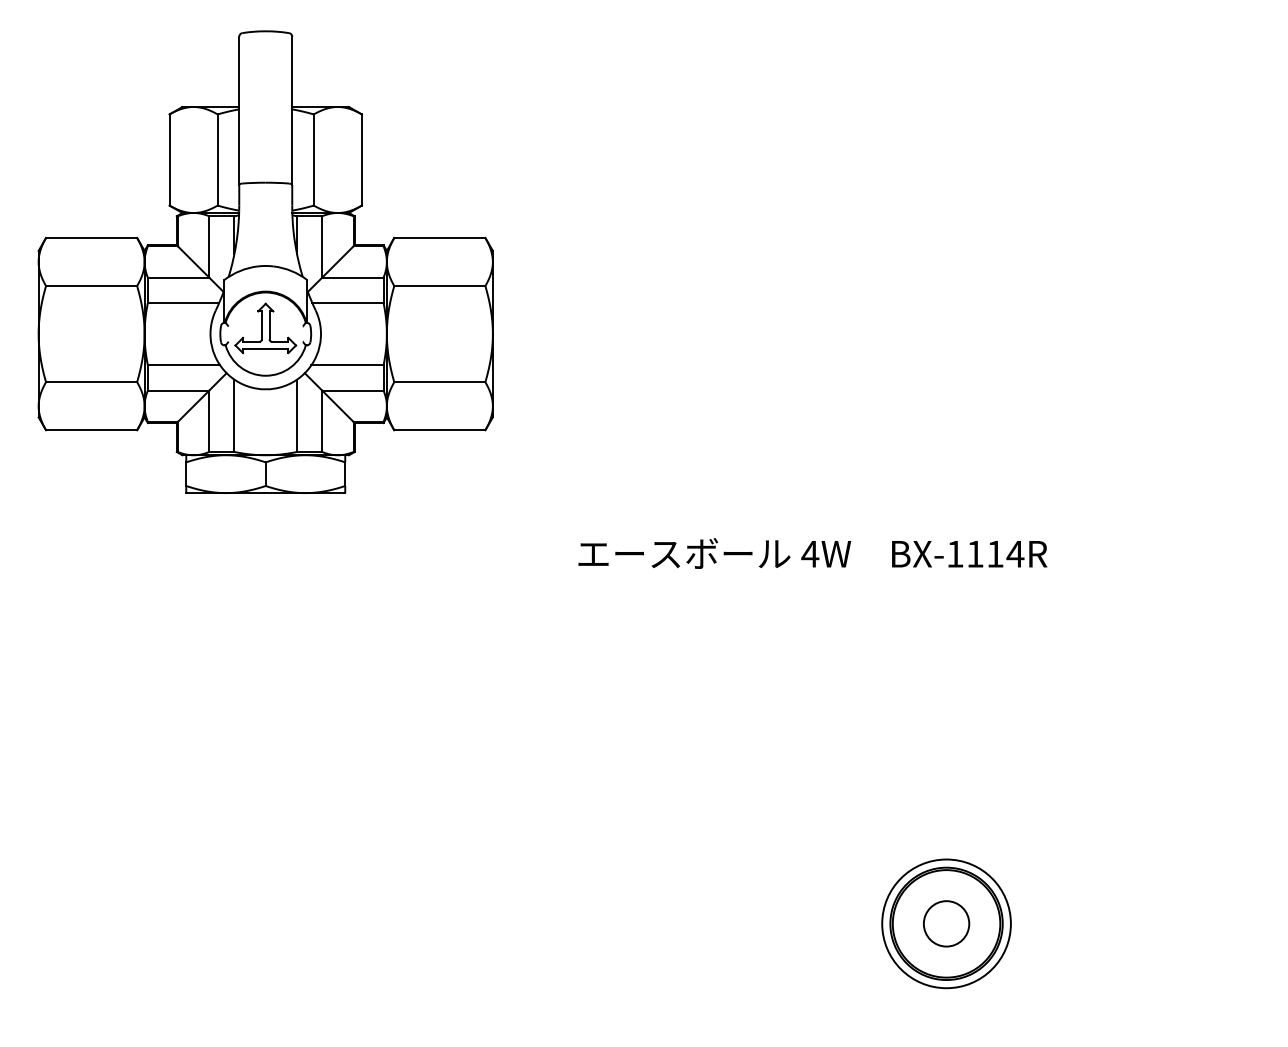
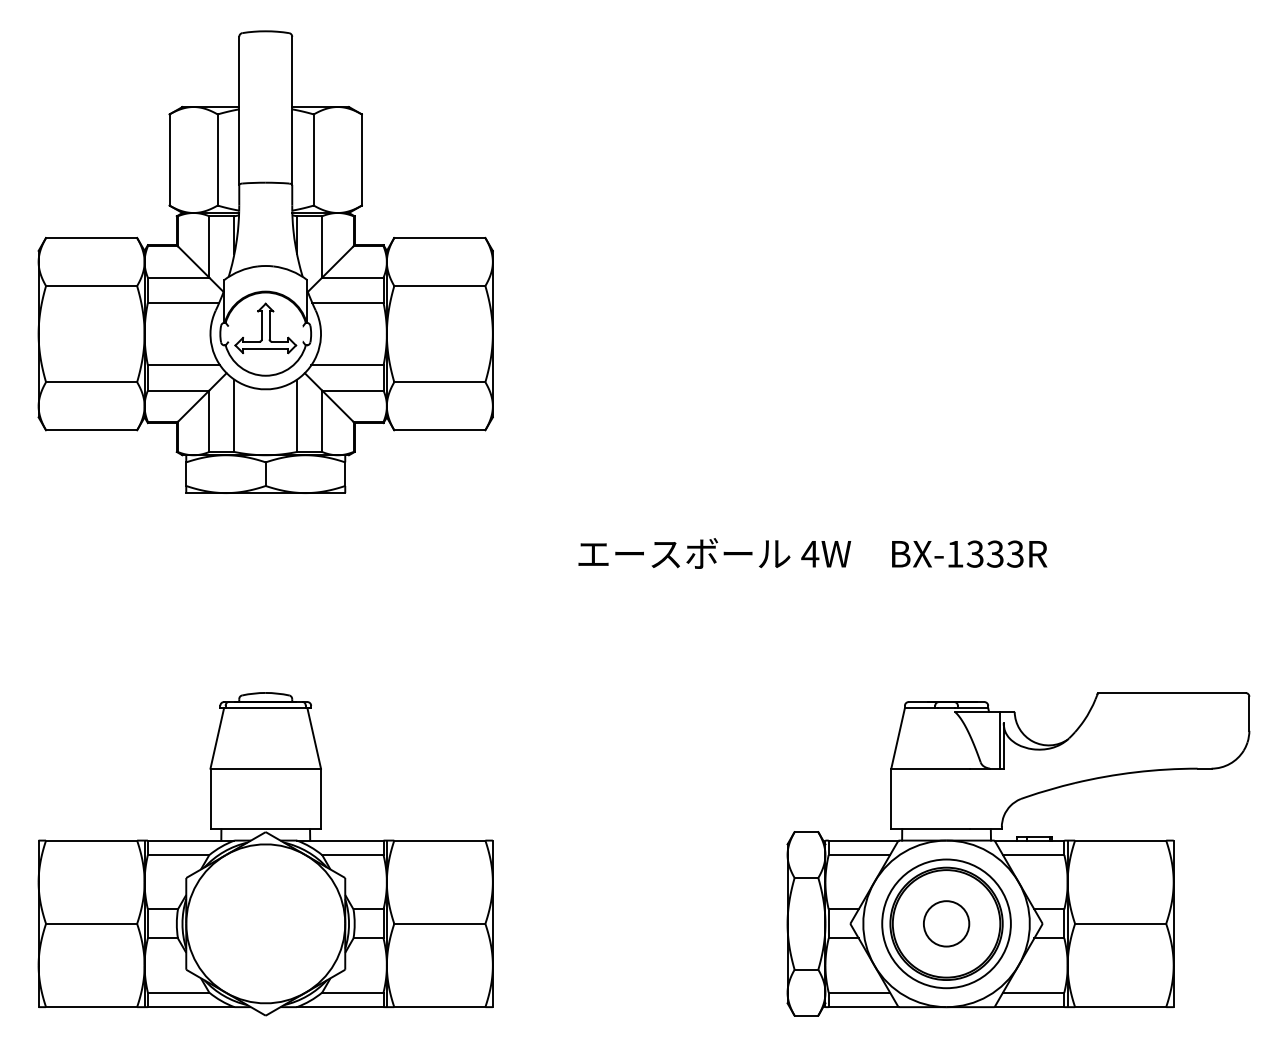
text: BX-1114R -> BX-1333R (995, 553)
part: none -> present (265, 854)
part: none -> present (1018, 854)
